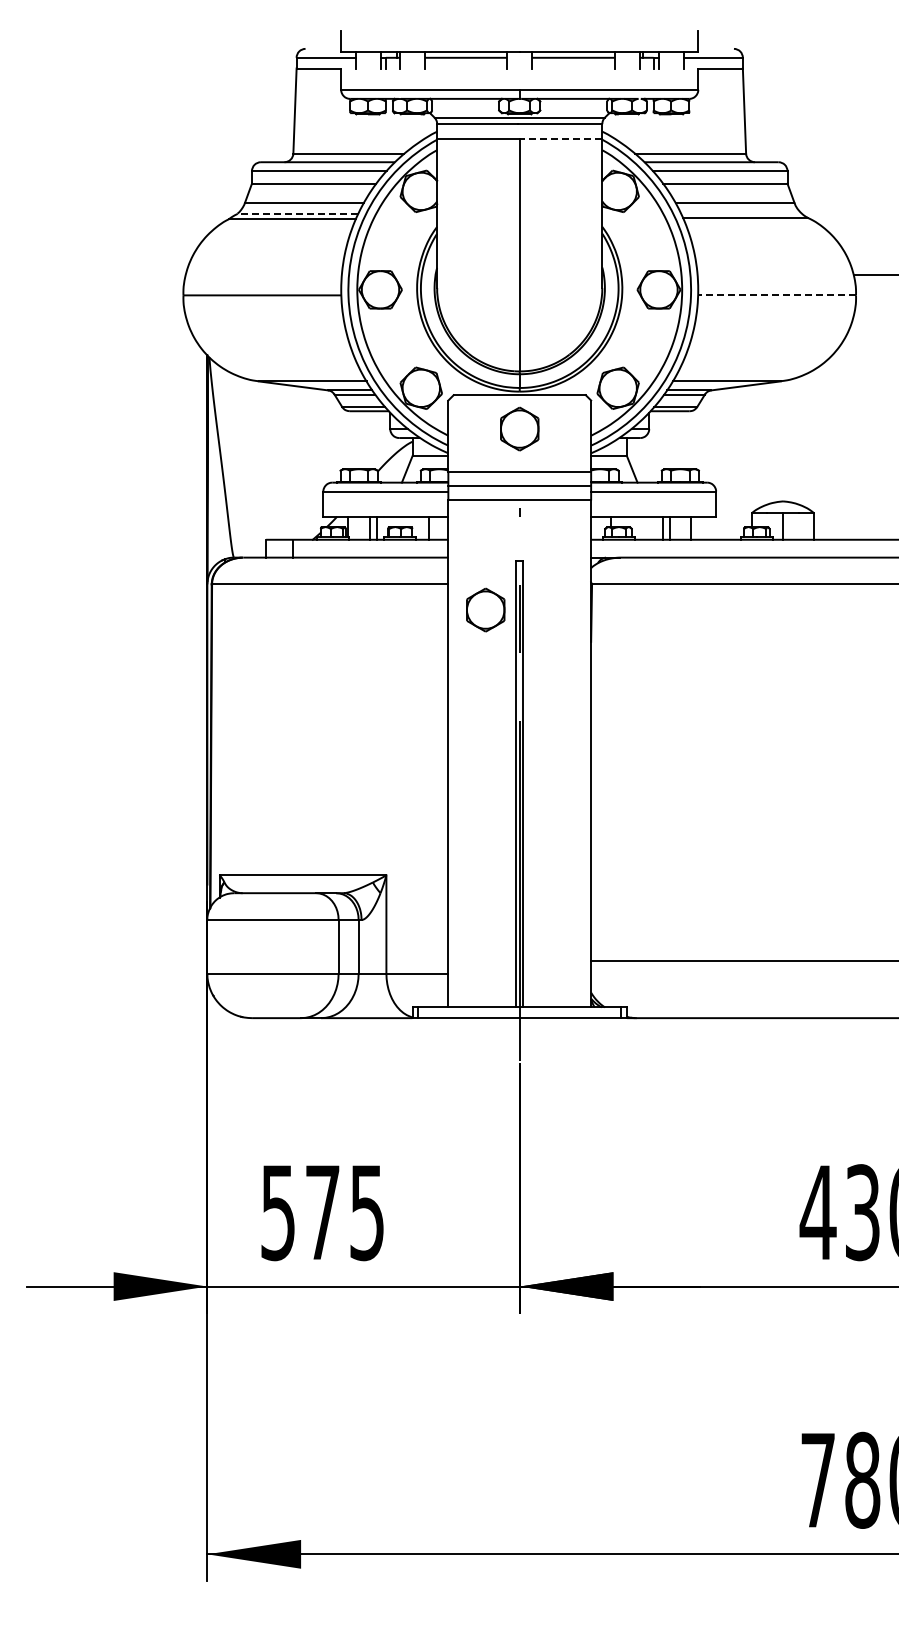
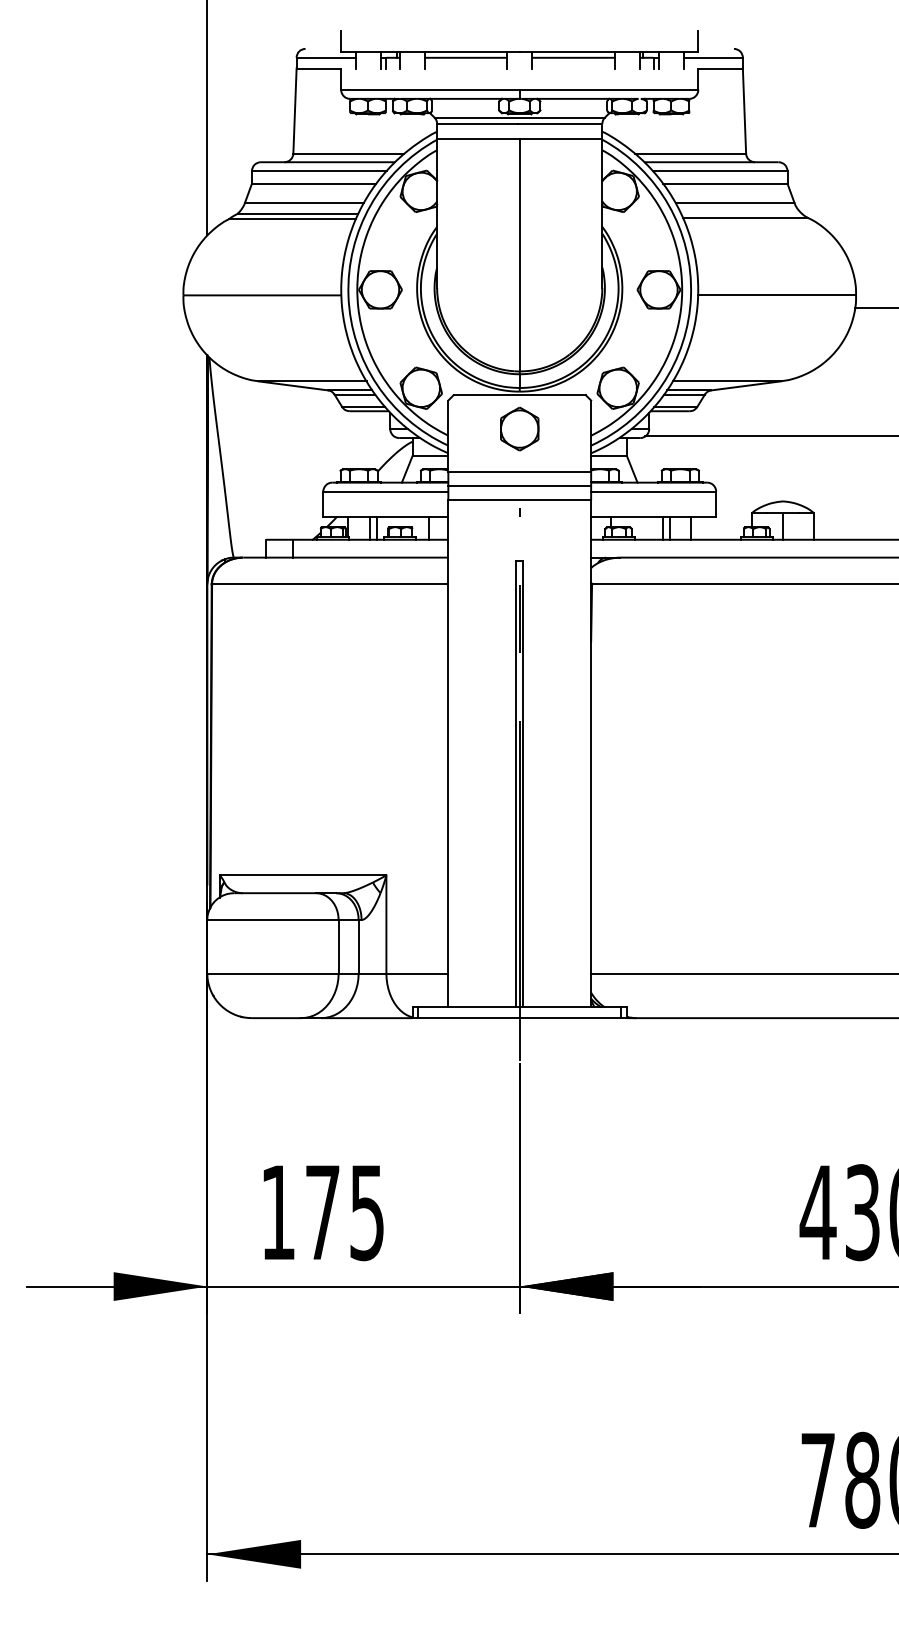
line: none -> present (207, 118)
line: dashed -> solid (560, 138)
line: dashed -> solid (297, 213)
line position: (875, 274) -> (875, 307) (875, 307)
line: dashed -> solid (776, 295)
line: none -> present (769, 436)
part: present -> none (485, 609)
line position: (743, 960) -> (743, 973) (743, 973)
text: 575 -> 175 (277, 1213)
